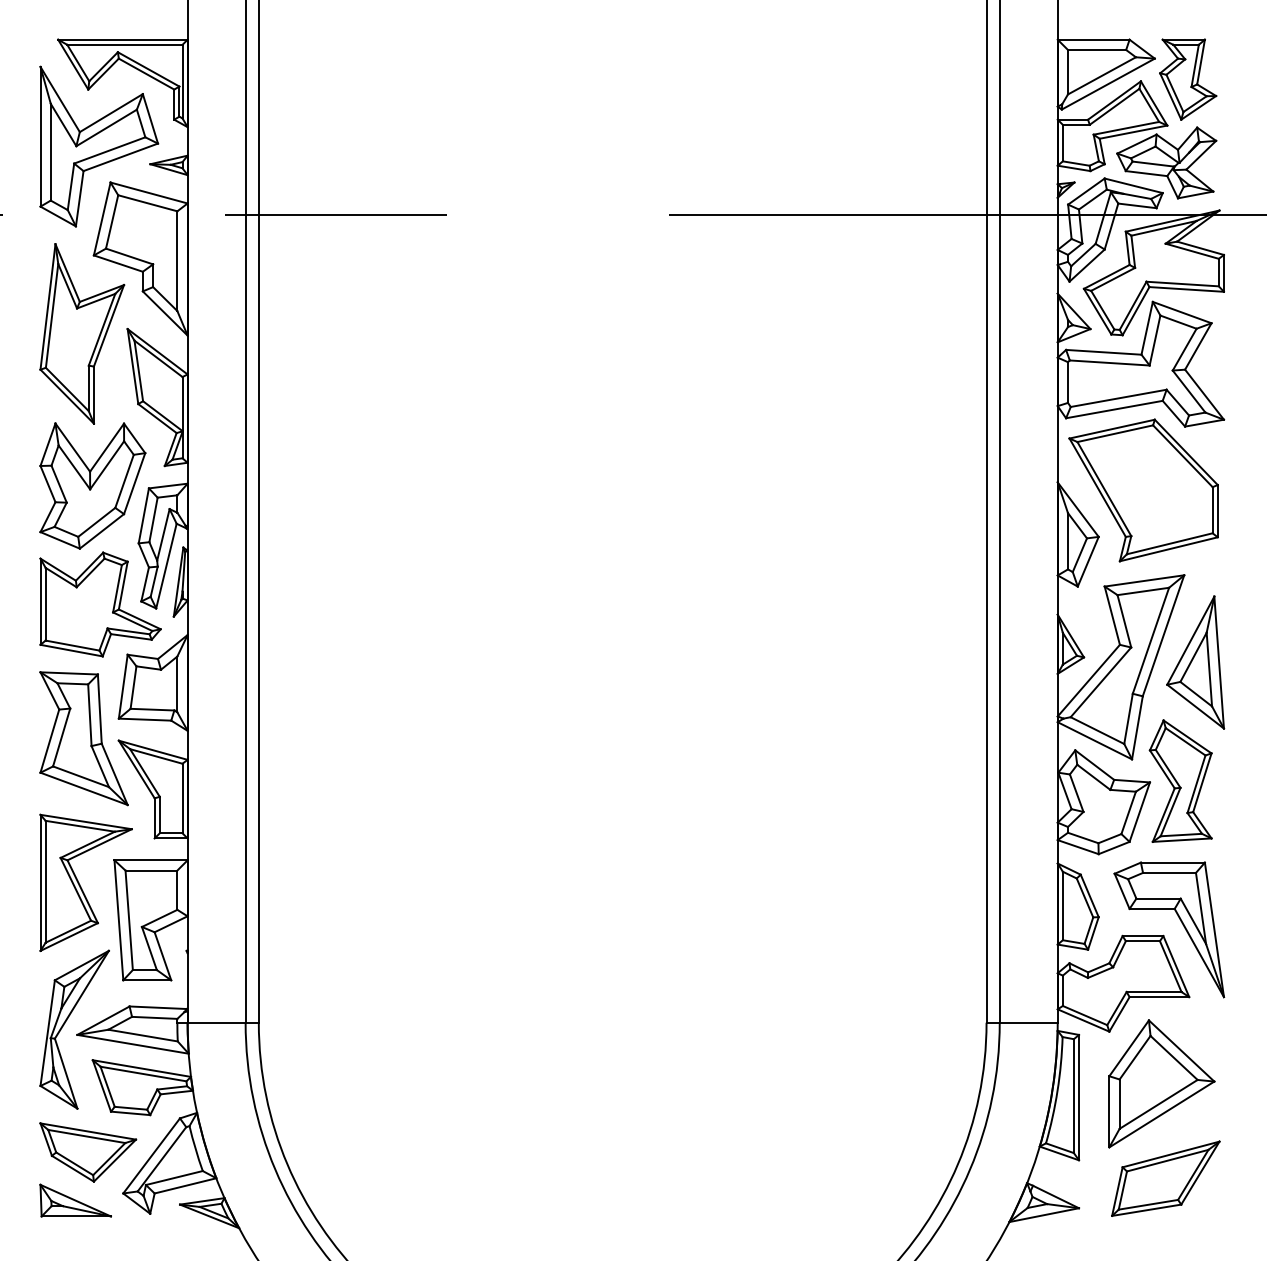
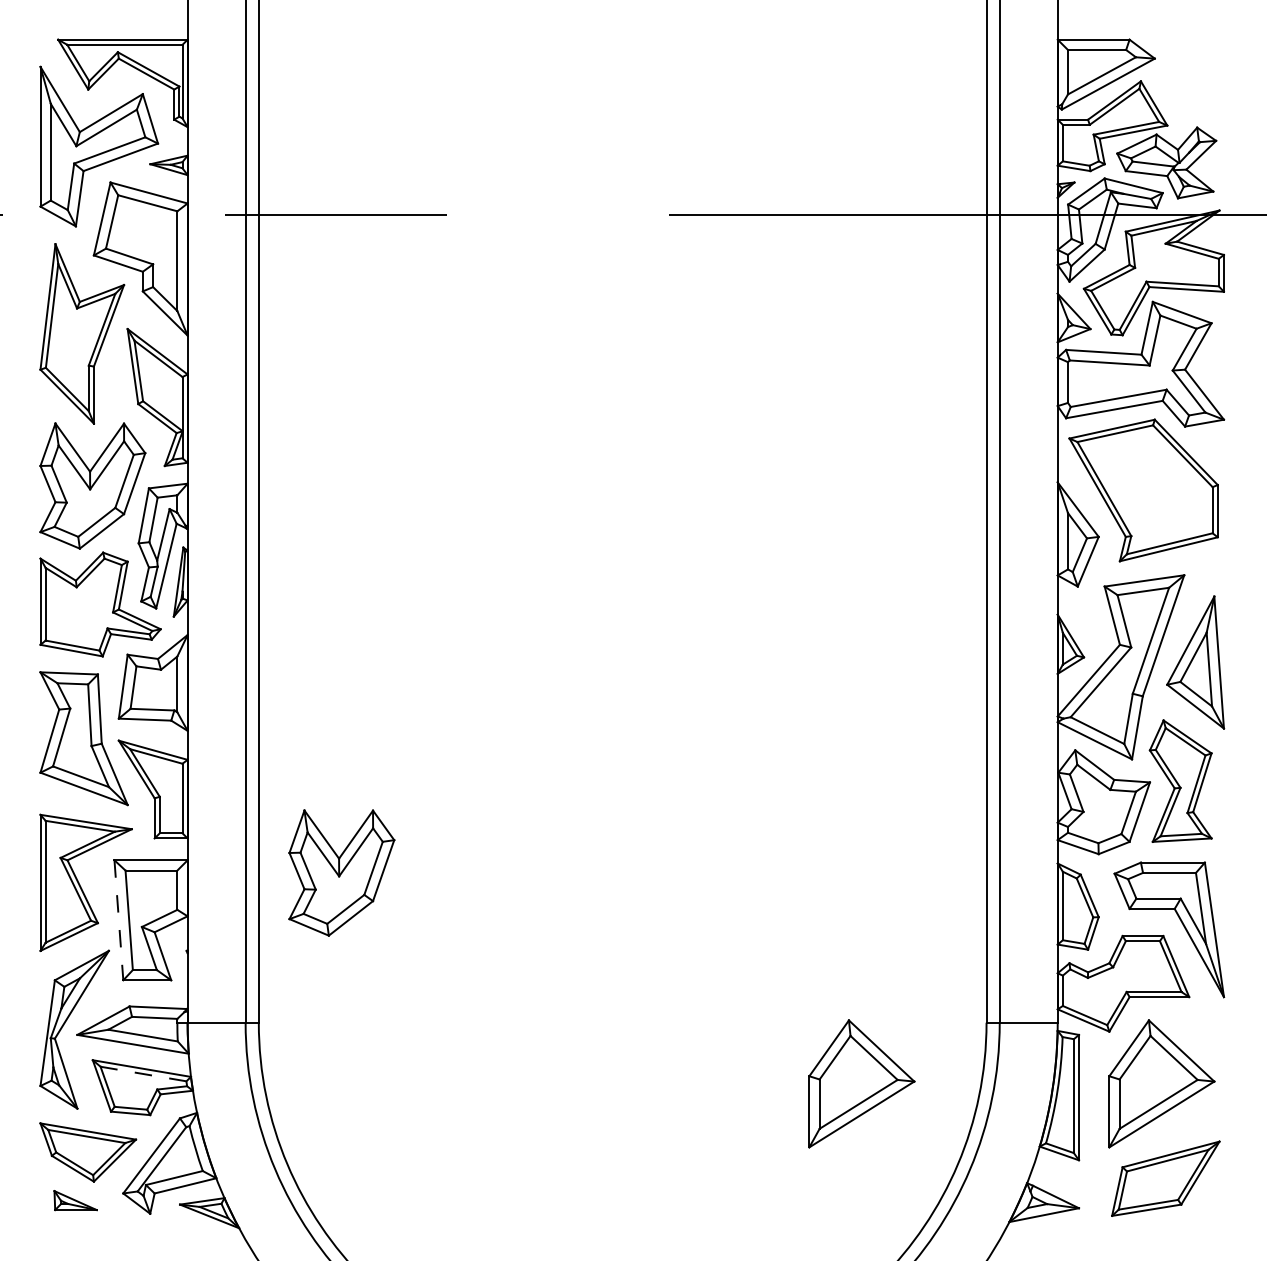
part: present -> none (1188, 79)
part: none -> present (341, 872)
line: solid -> dashed (118, 920)
line: solid -> dashed (143, 1074)
part: none -> present (861, 1083)
part size: 73x35 px -> 45x22 px (75, 1200)
